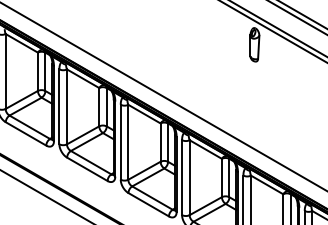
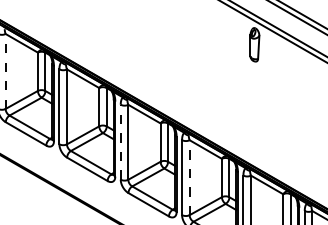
line: solid -> dashed (5, 70)
line: present -> none (163, 96)
line: solid -> dashed (120, 141)
line: solid -> dashed (189, 177)
line: present -> none (45, 196)
